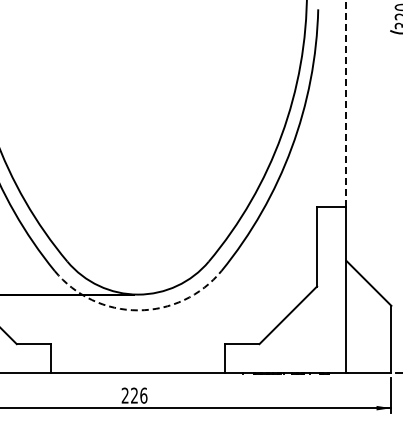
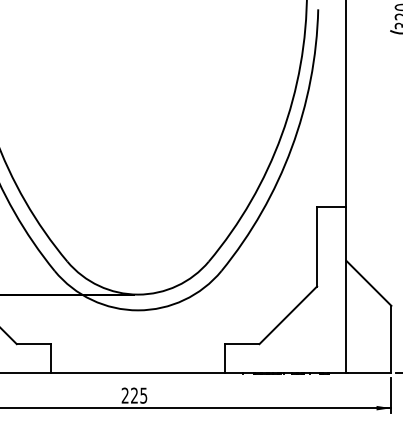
line: dashed -> solid (346, 103)
arc: dashed -> solid (138, 310)
text: 226 -> 225 (143, 395)
